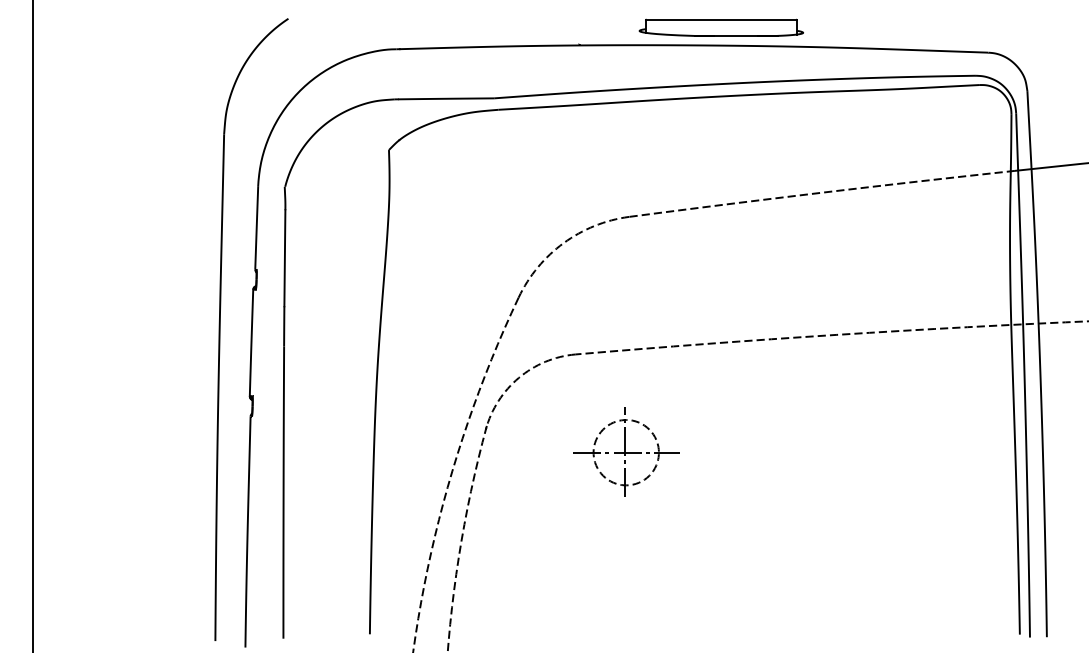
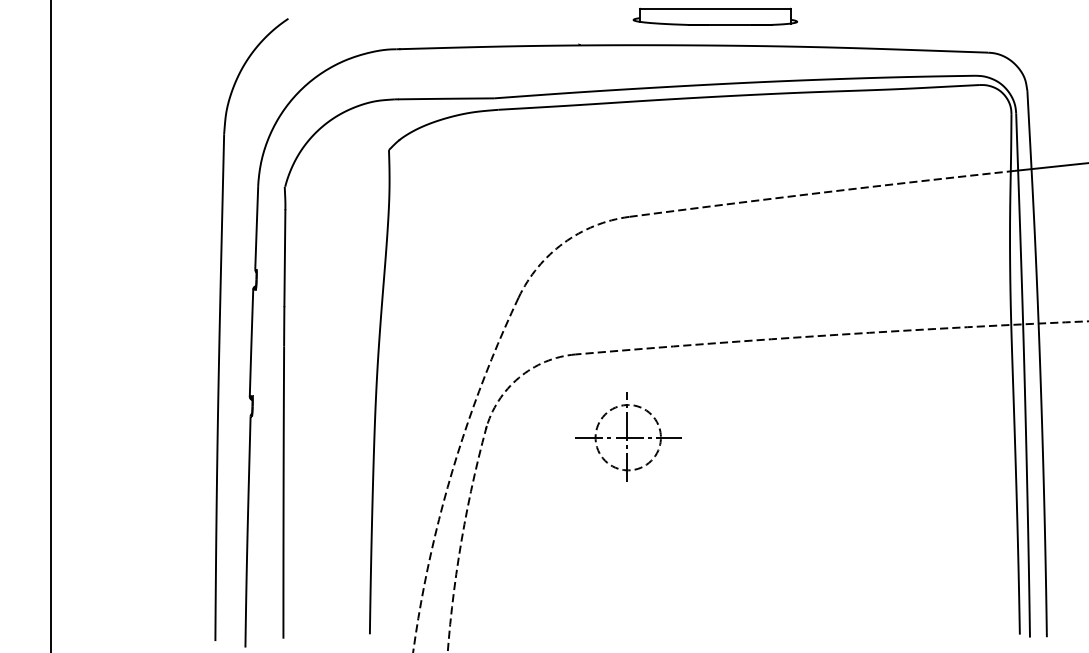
part position: (720, 27) -> (714, 16) (714, 16)
line position: (32, 325) -> (50, 325) (50, 325)
part position: (626, 451) -> (628, 436) (628, 436)
